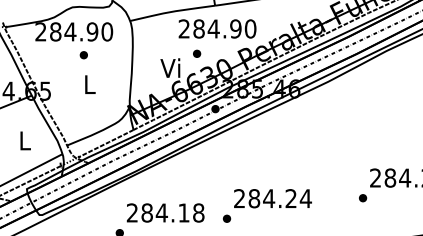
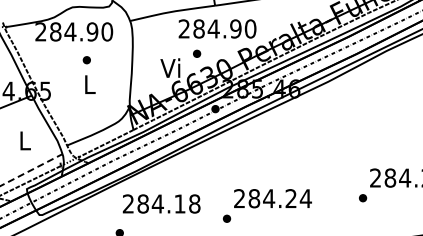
part position: (83, 55) -> (86, 60) (86, 60)
line: solid -> dashed (30, 170)
text position: (165, 212) -> (161, 203) (161, 203)
